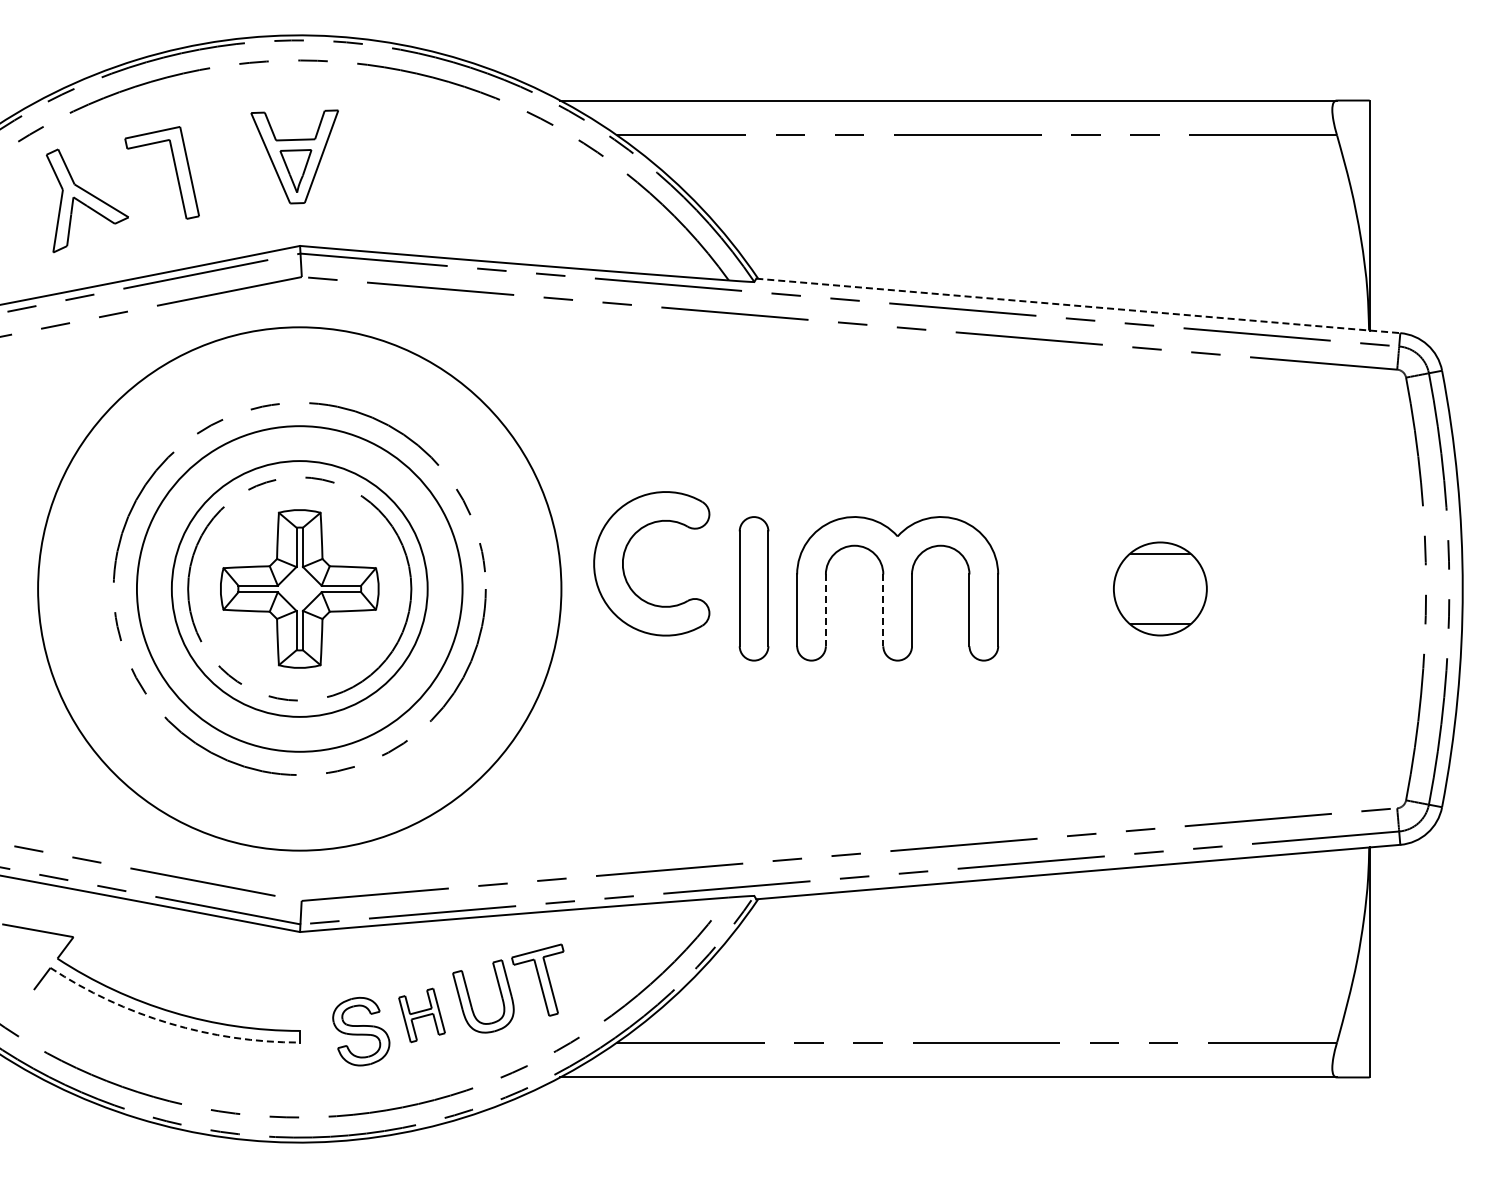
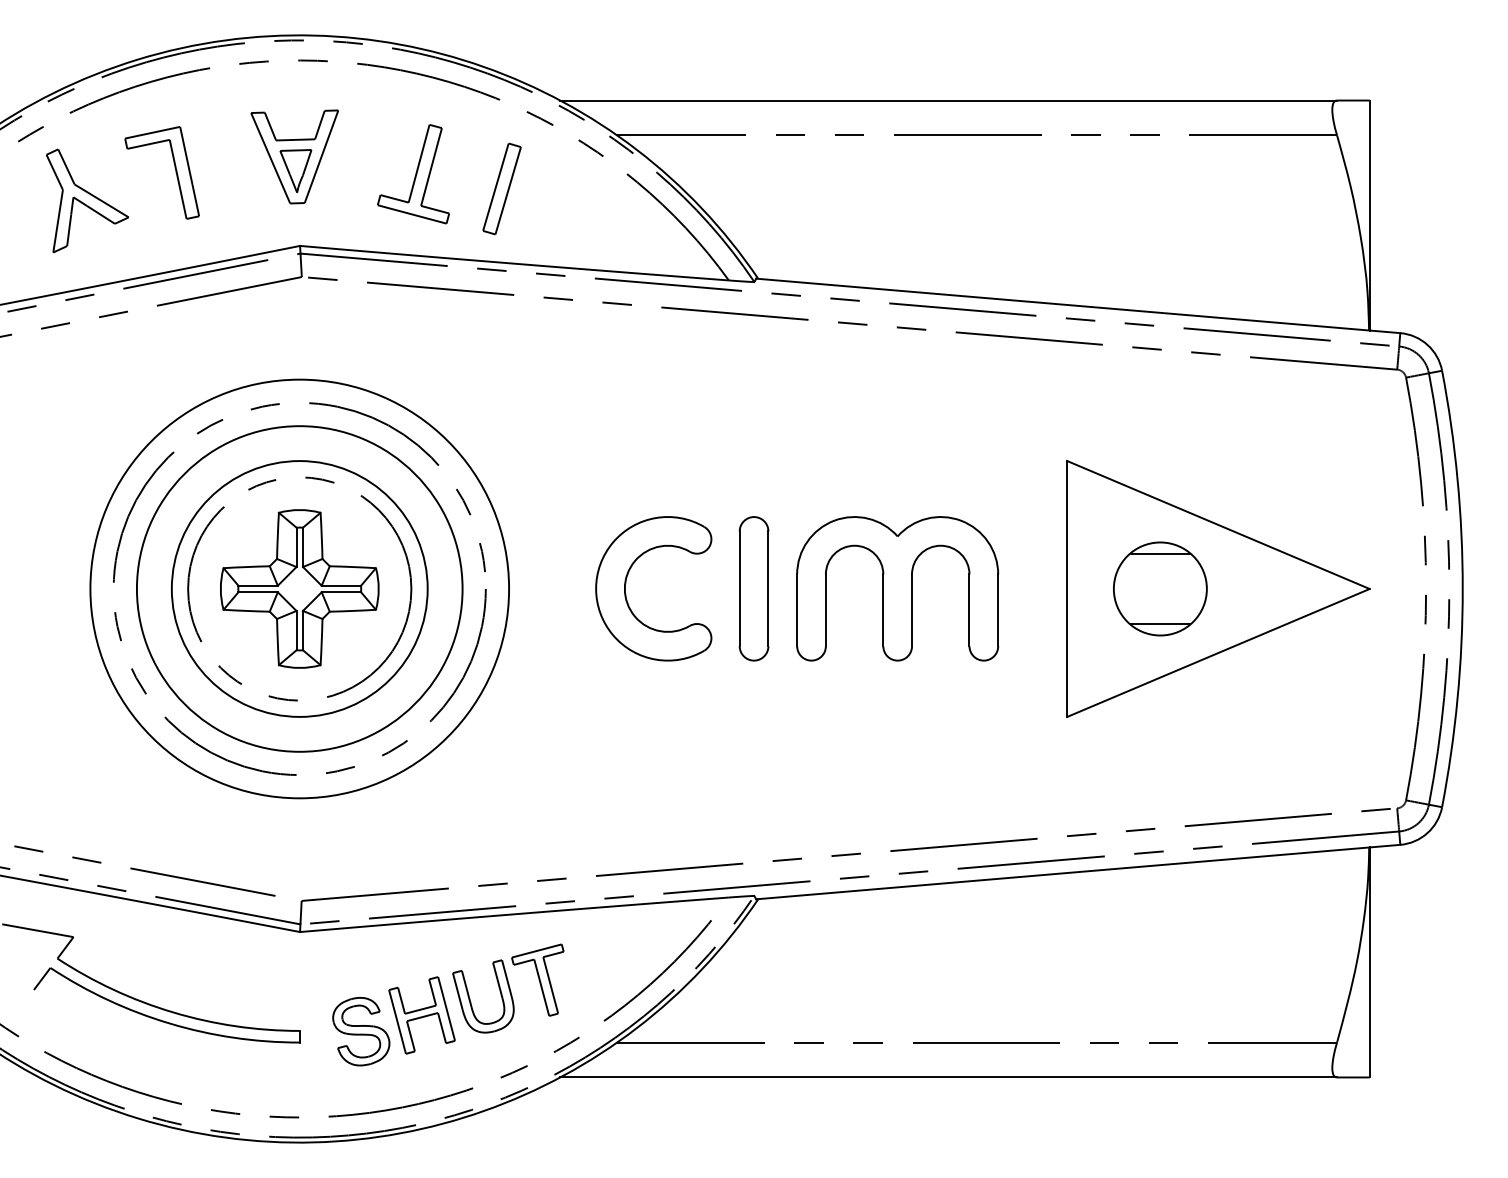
part: none -> present (413, 174)
part: none -> present (501, 188)
line: dashed -> solid (1078, 305)
part position: (624, 558) -> (626, 583) (626, 583)
circle diameter: 523 px -> 419 px (299, 588)
part: none -> present (1218, 588)
line: dashed -> solid (825, 610)
line: dashed -> solid (883, 610)
part size: 48x57 px -> 68x79 px (421, 1015)
arc: dashed -> solid (169, 1023)
